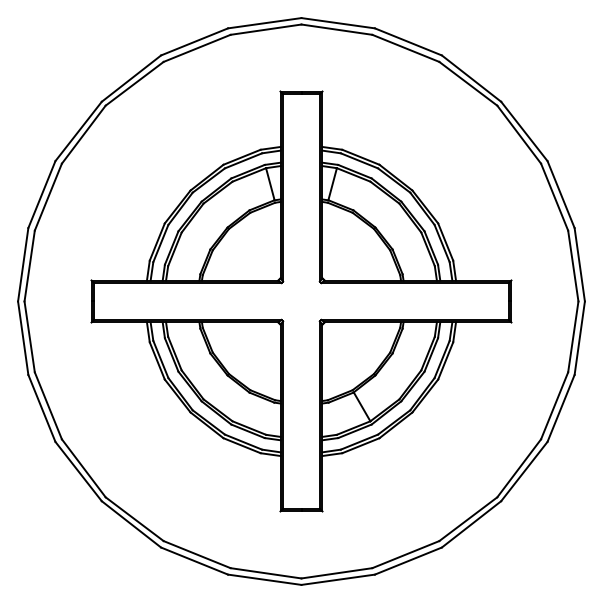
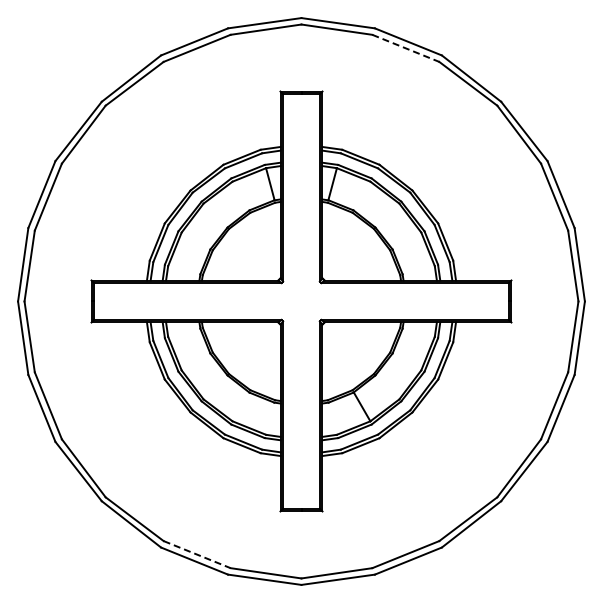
line: solid -> dashed (406, 48)
line: solid -> dashed (197, 554)
